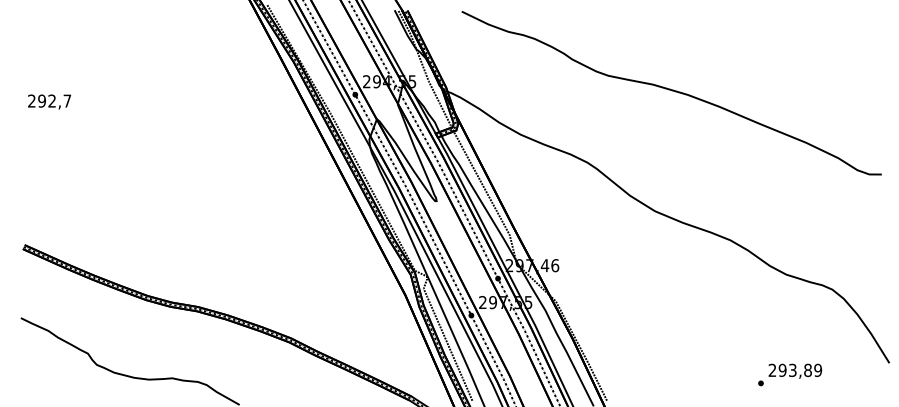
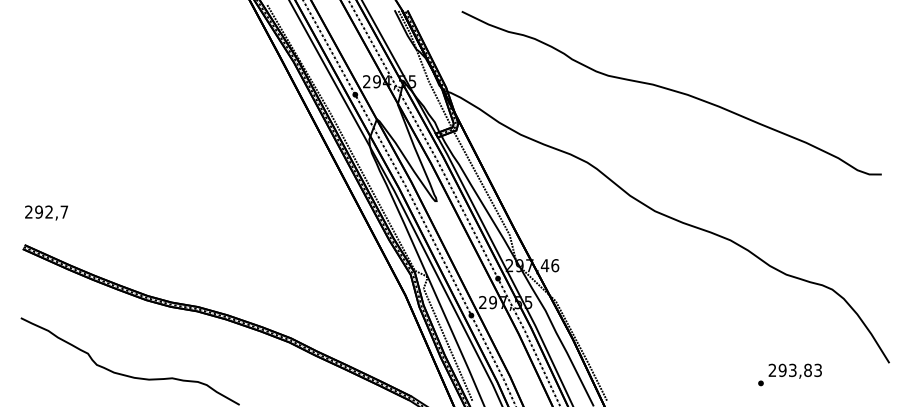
text position: (49, 101) -> (46, 212) (46, 212)
text: 293,89 -> 293,83 (818, 369)
